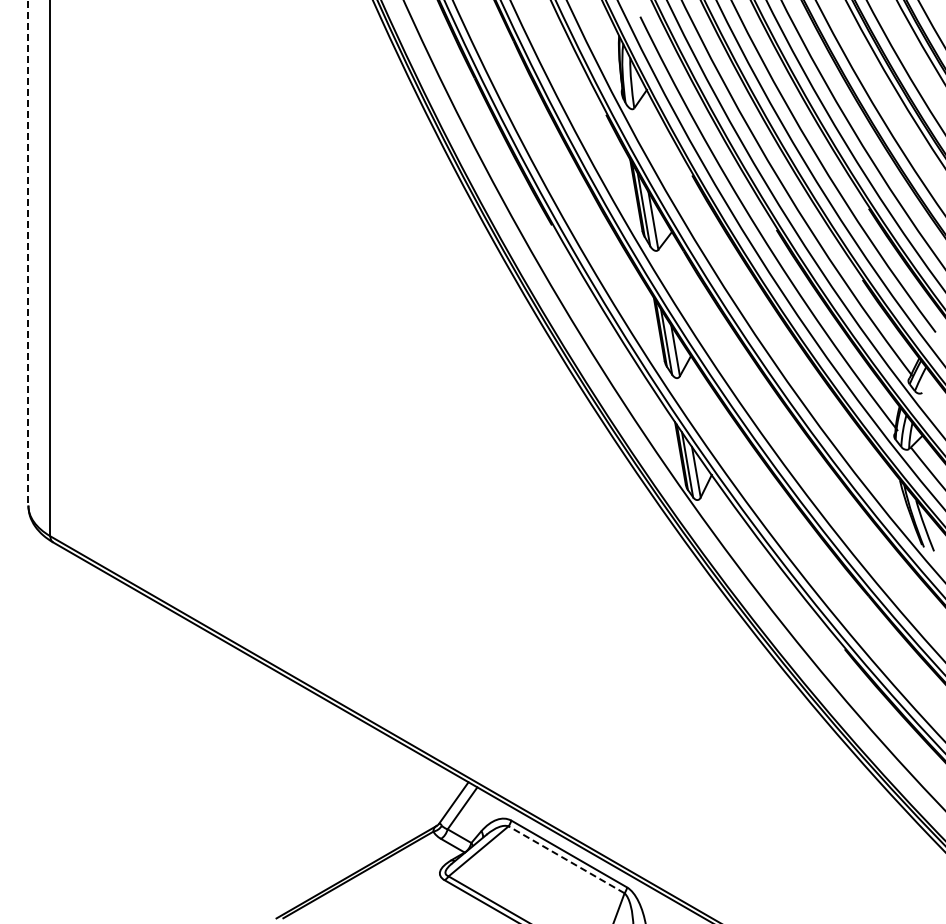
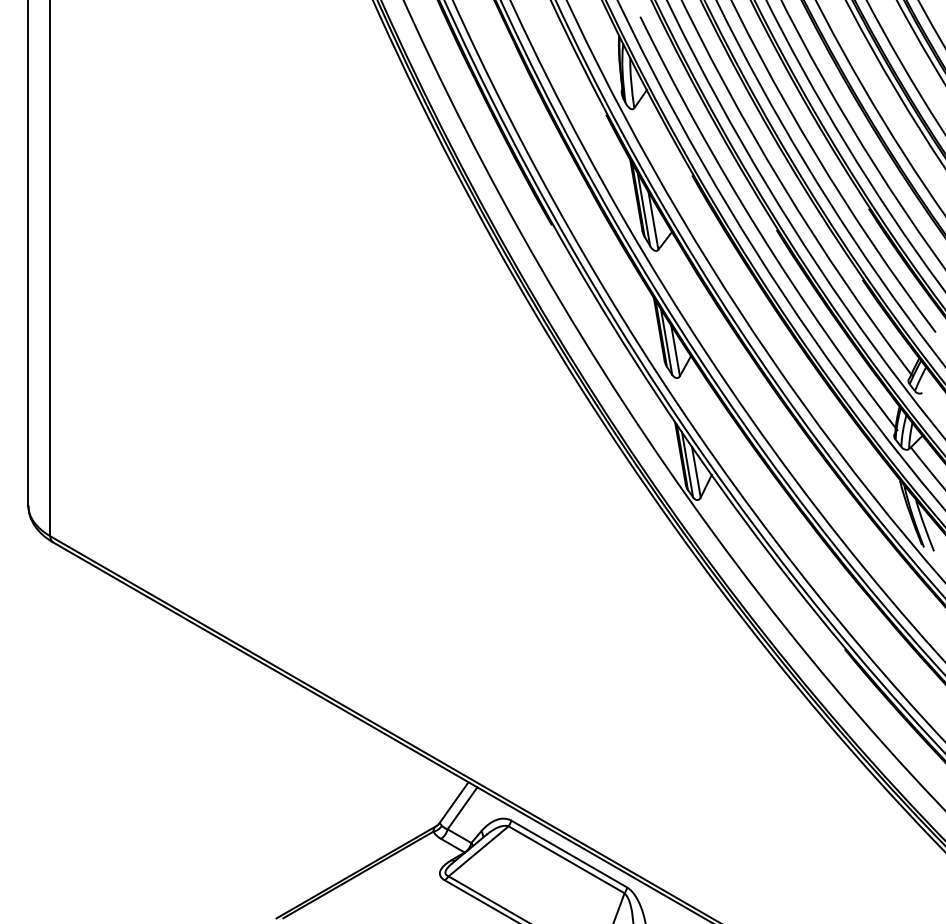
line: dashed -> solid (28, 253)
line: dashed -> solid (566, 859)
